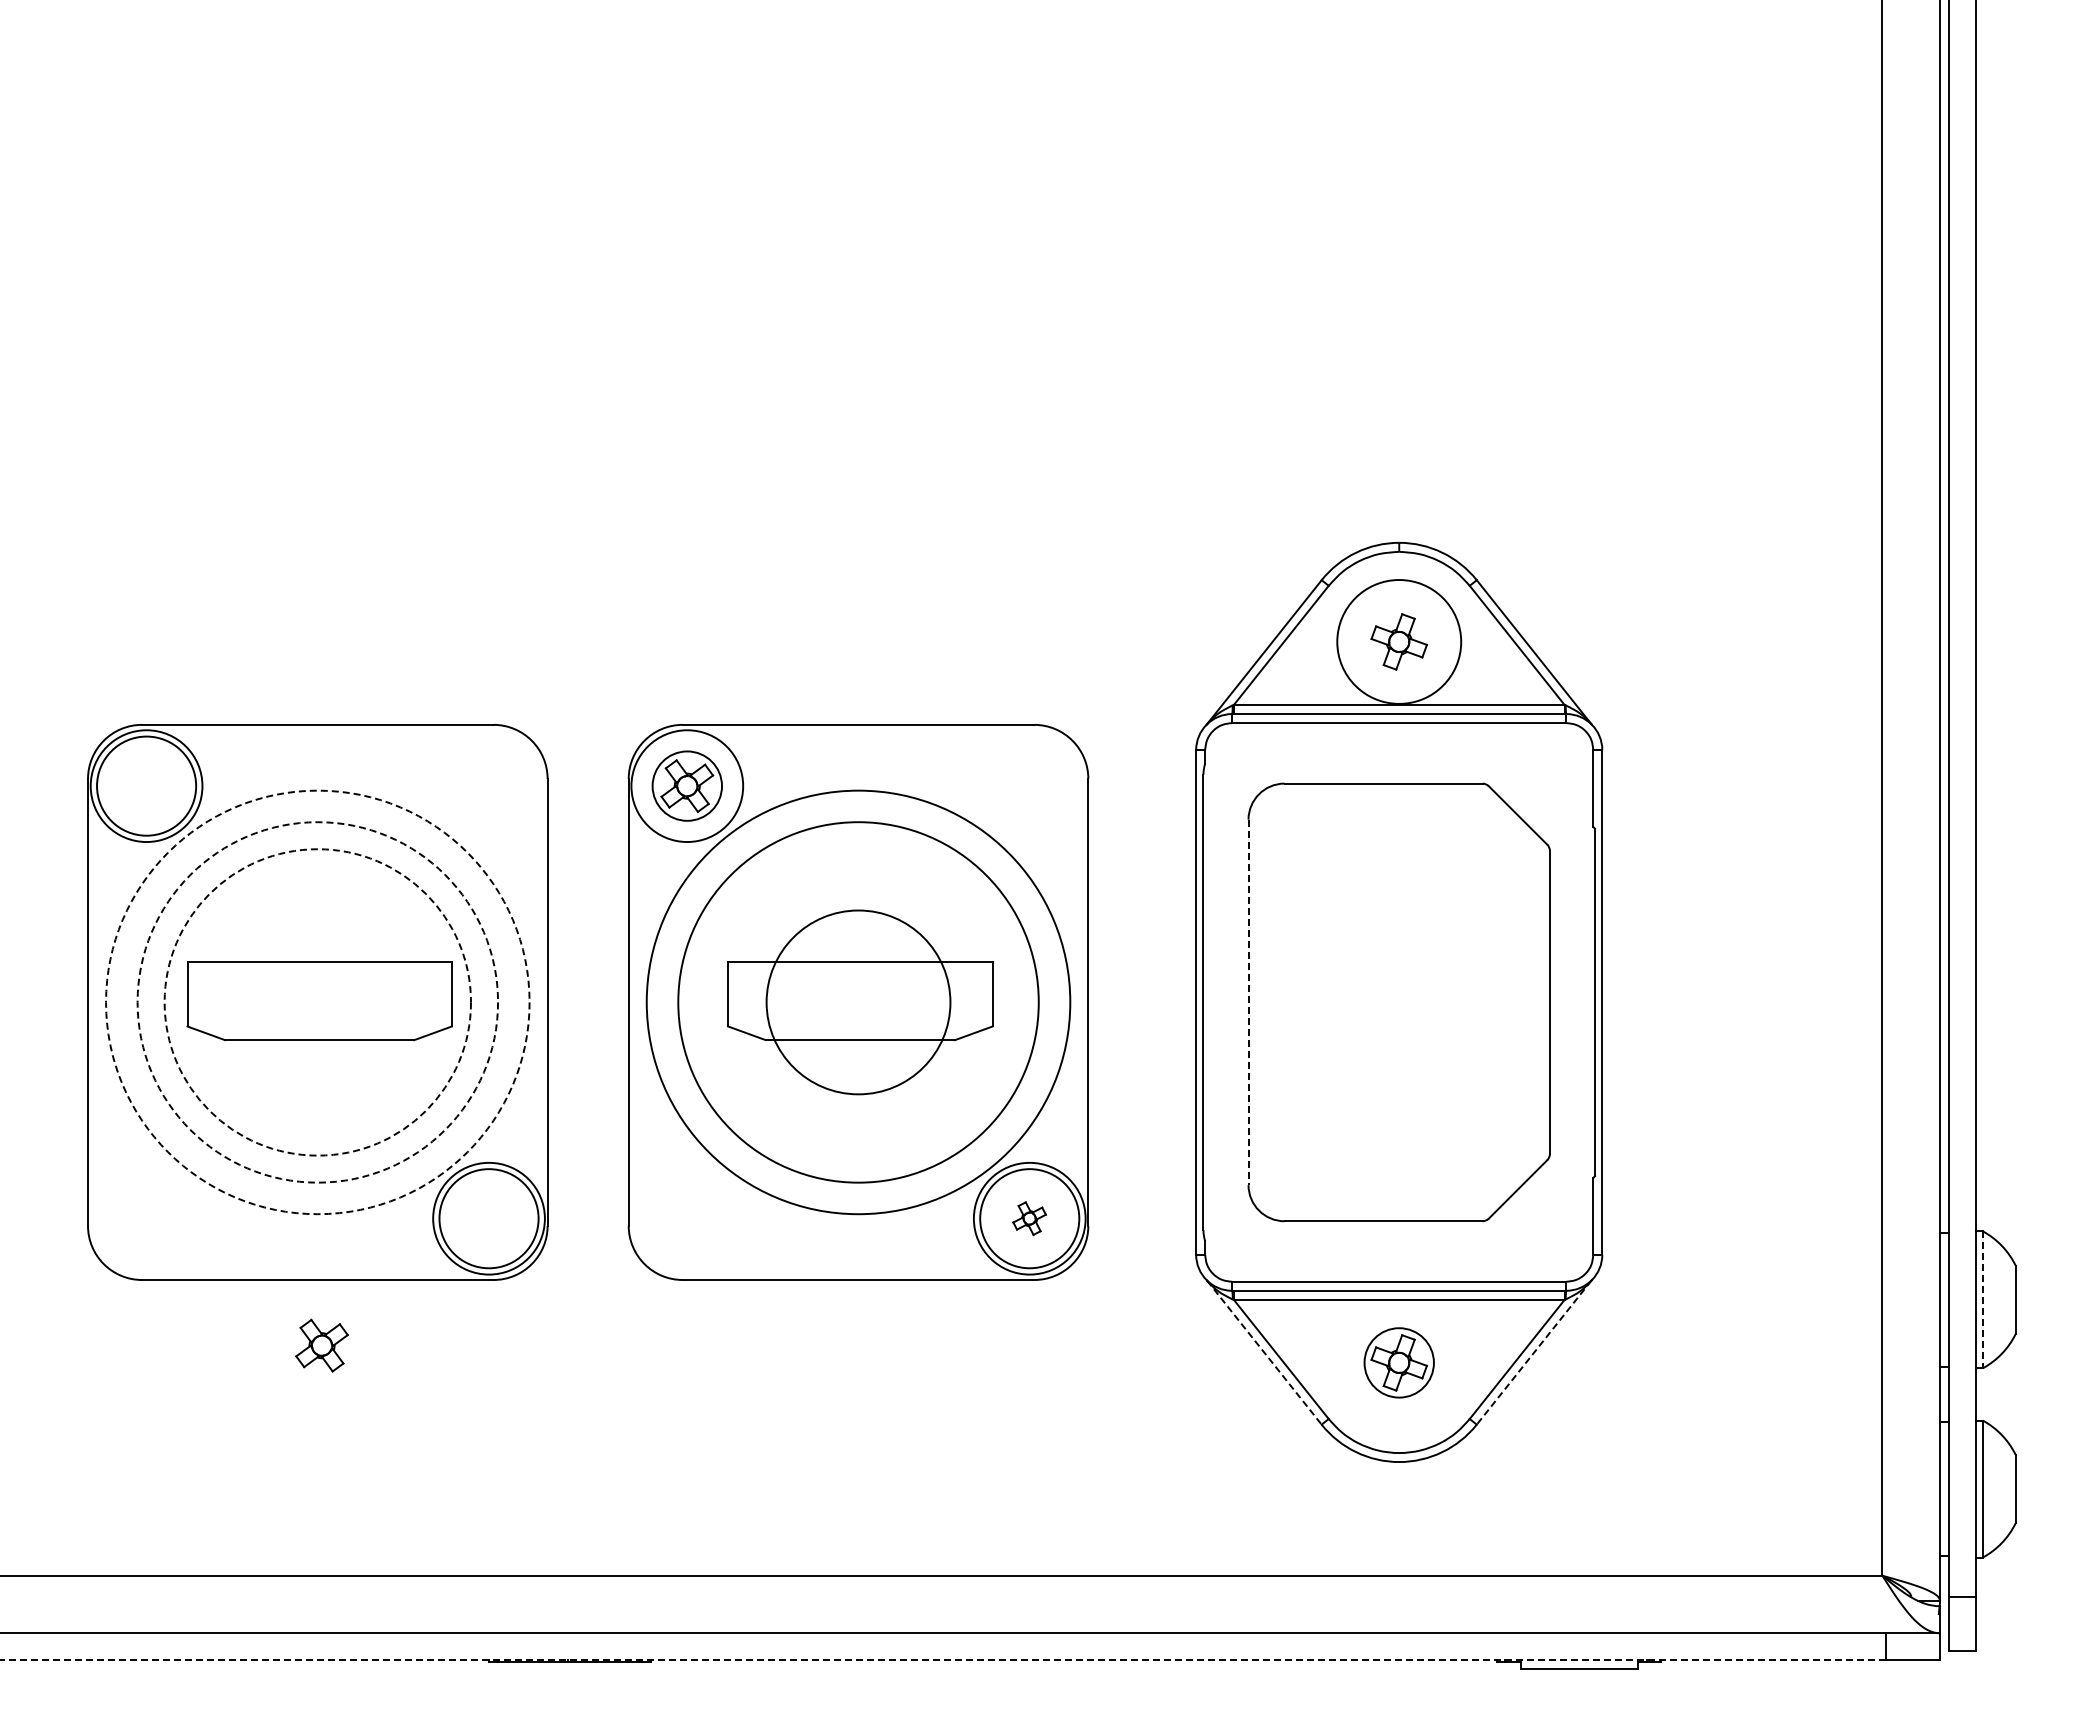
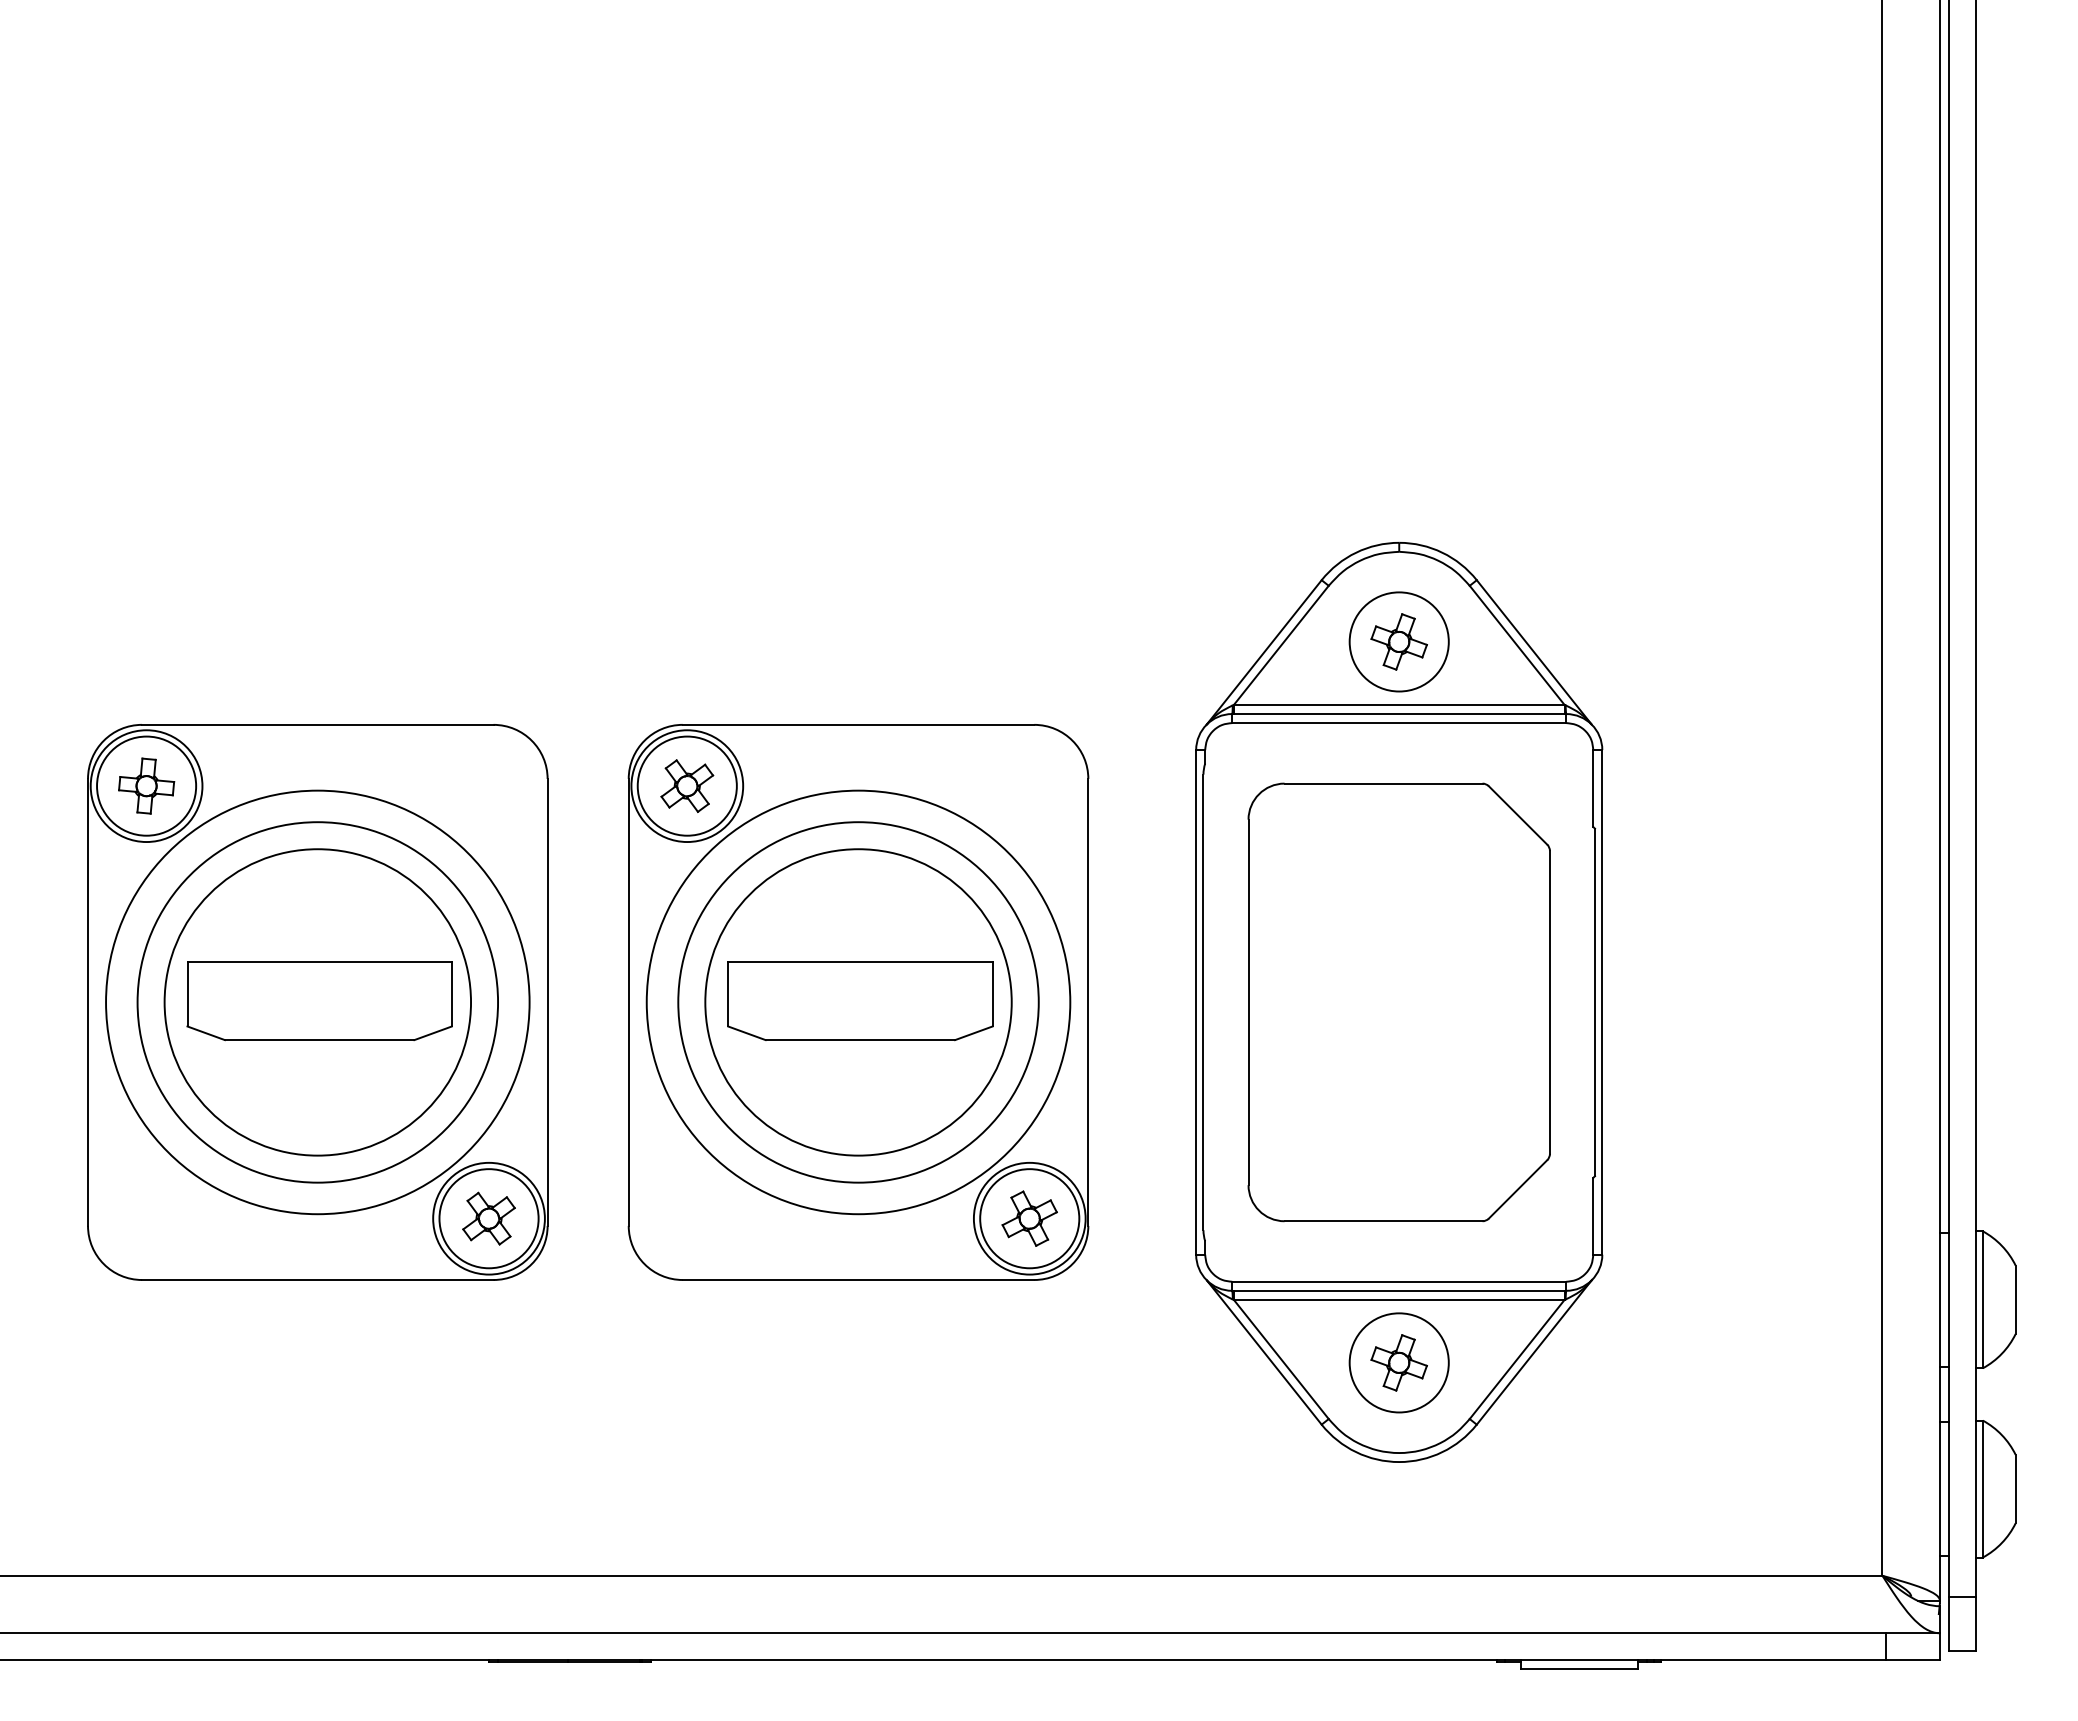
circle diameter: 124 px -> 99 px (1398, 641)
part: none -> present (146, 785)
circle diameter: 69 px -> 99 px (686, 785)
circle: dashed -> solid (317, 1002)
circle: dashed -> solid (317, 1002)
circle: dashed -> solid (317, 1002)
circle diameter: 184 px -> 306 px (858, 1002)
line: dashed -> solid (1248, 1002)
part size: 35x35 px -> 57x57 px (1029, 1218)
line: dashed -> solid (1982, 1300)
part position: (321, 1345) -> (488, 1218) (488, 1218)
line: dashed -> solid (1264, 1353)
line: dashed -> solid (1533, 1353)
circle diameter: 69 px -> 99 px (1398, 1362)
line: dashed -> solid (943, 1660)
